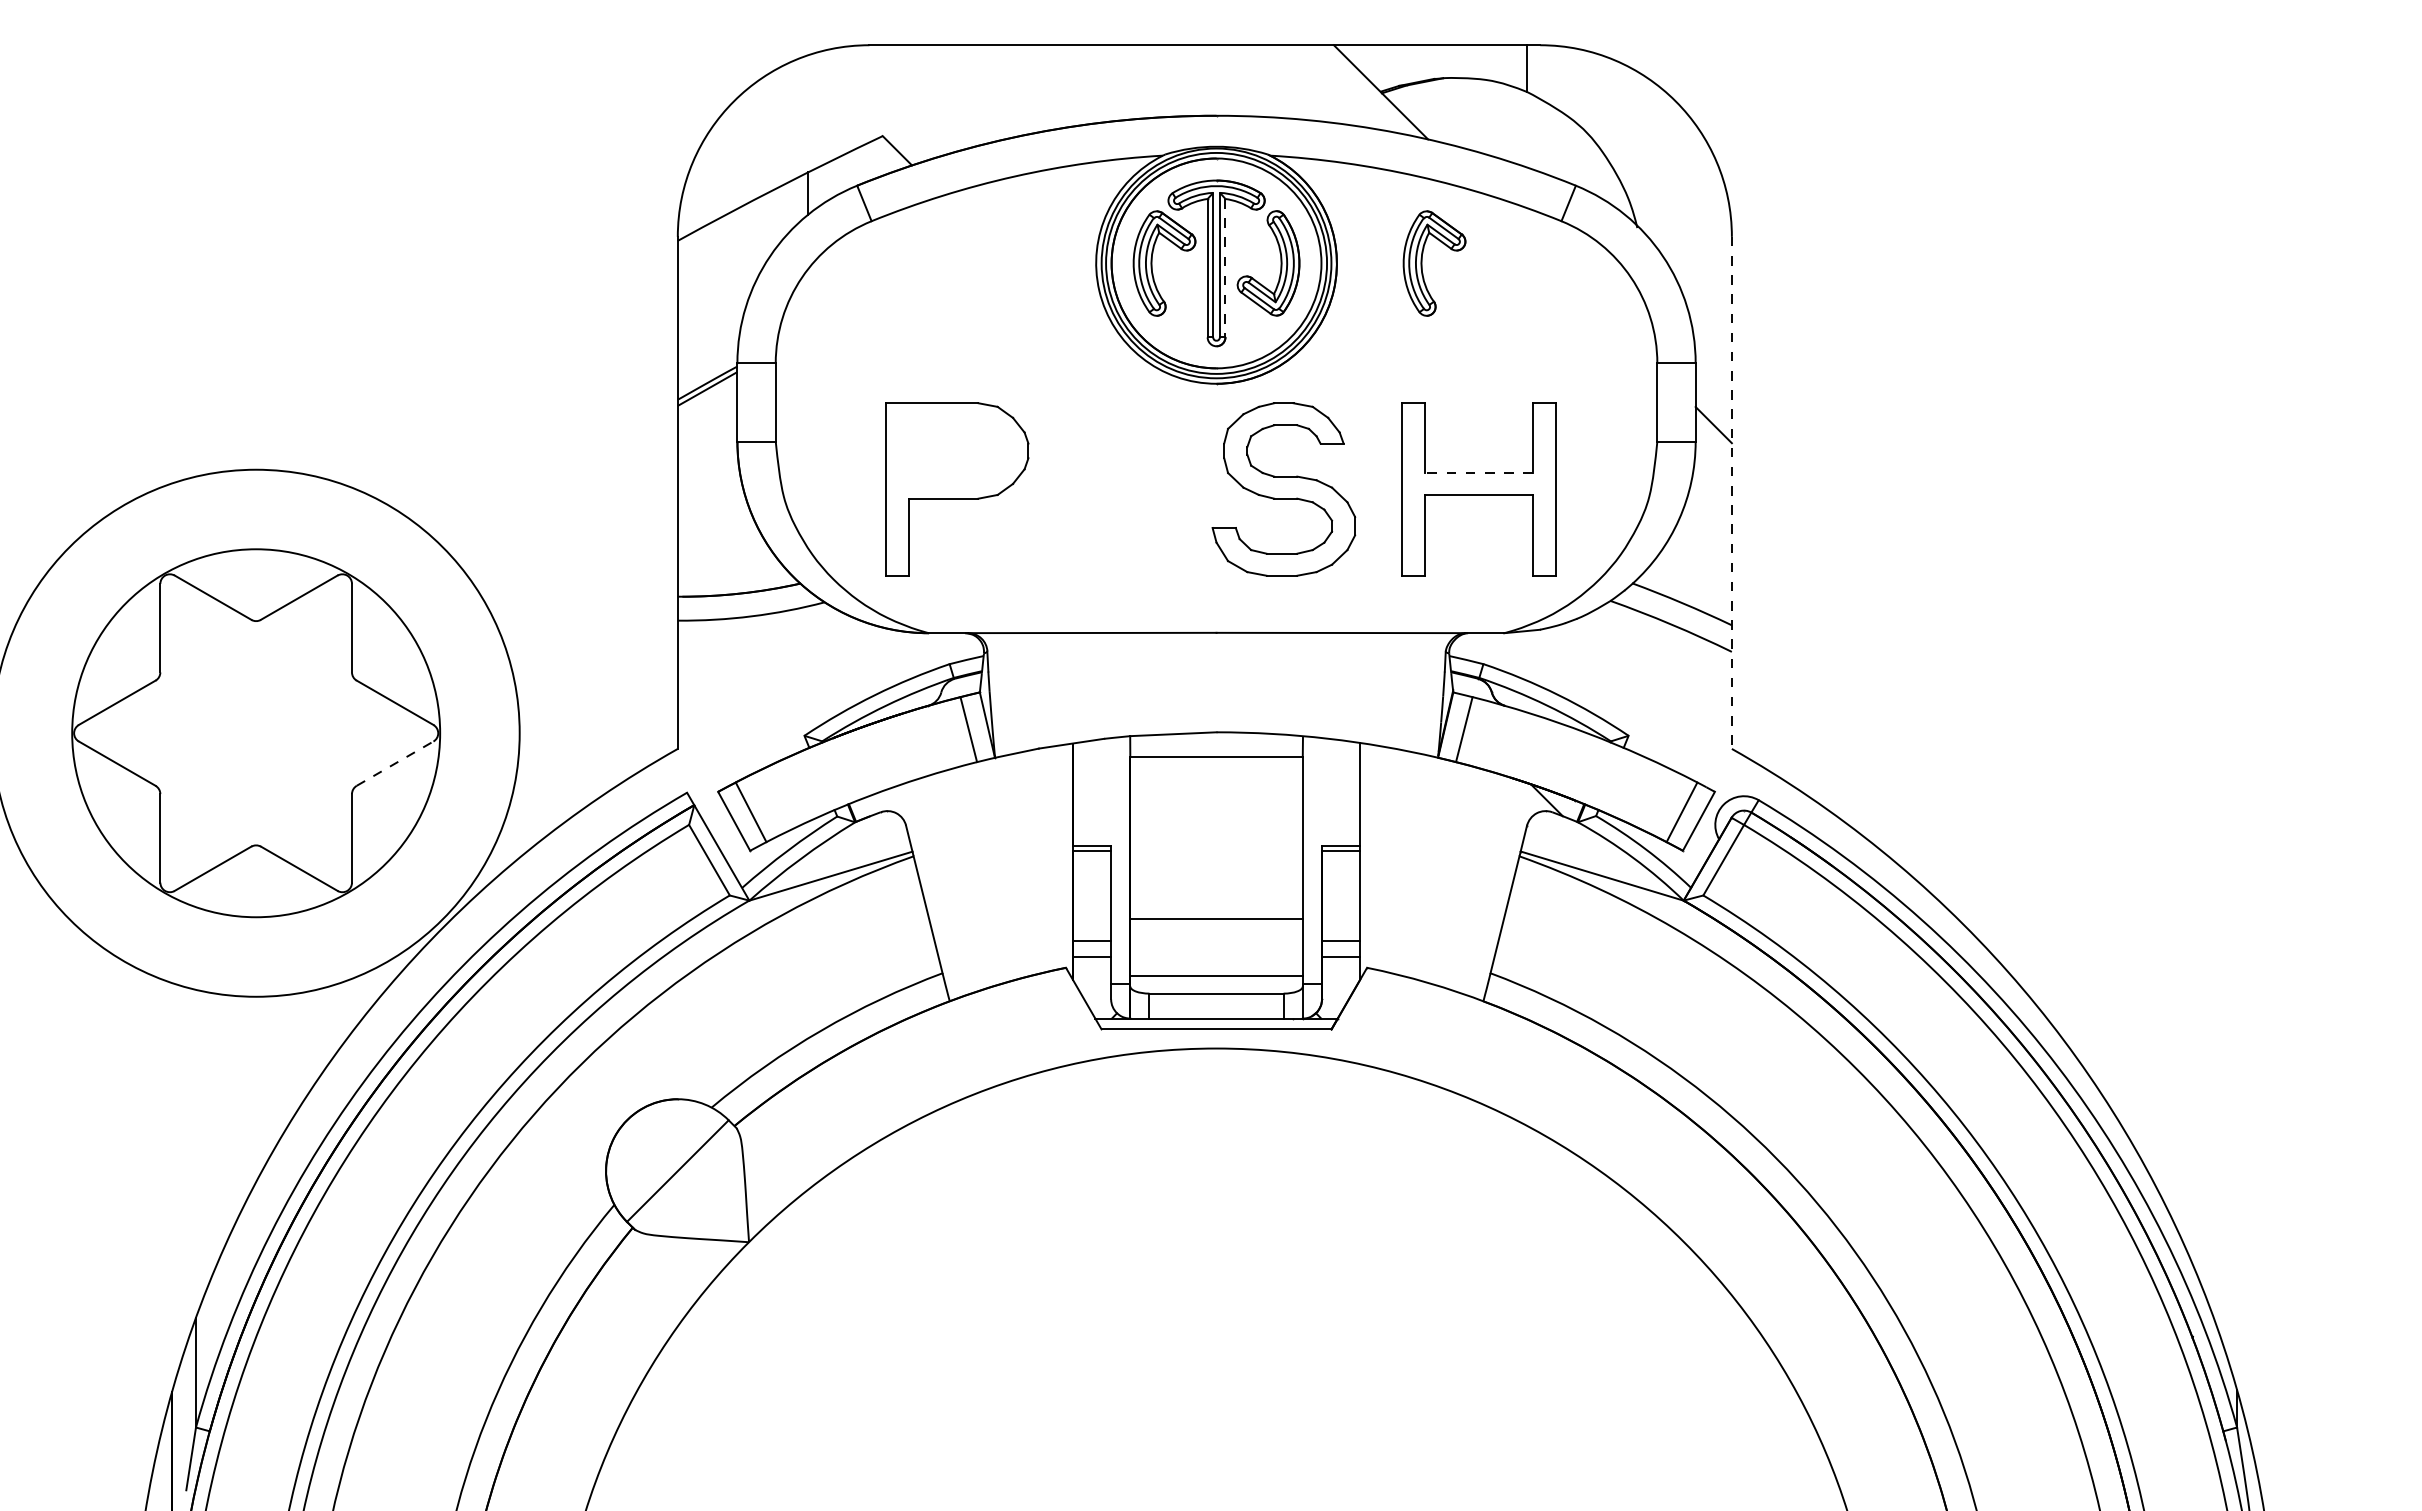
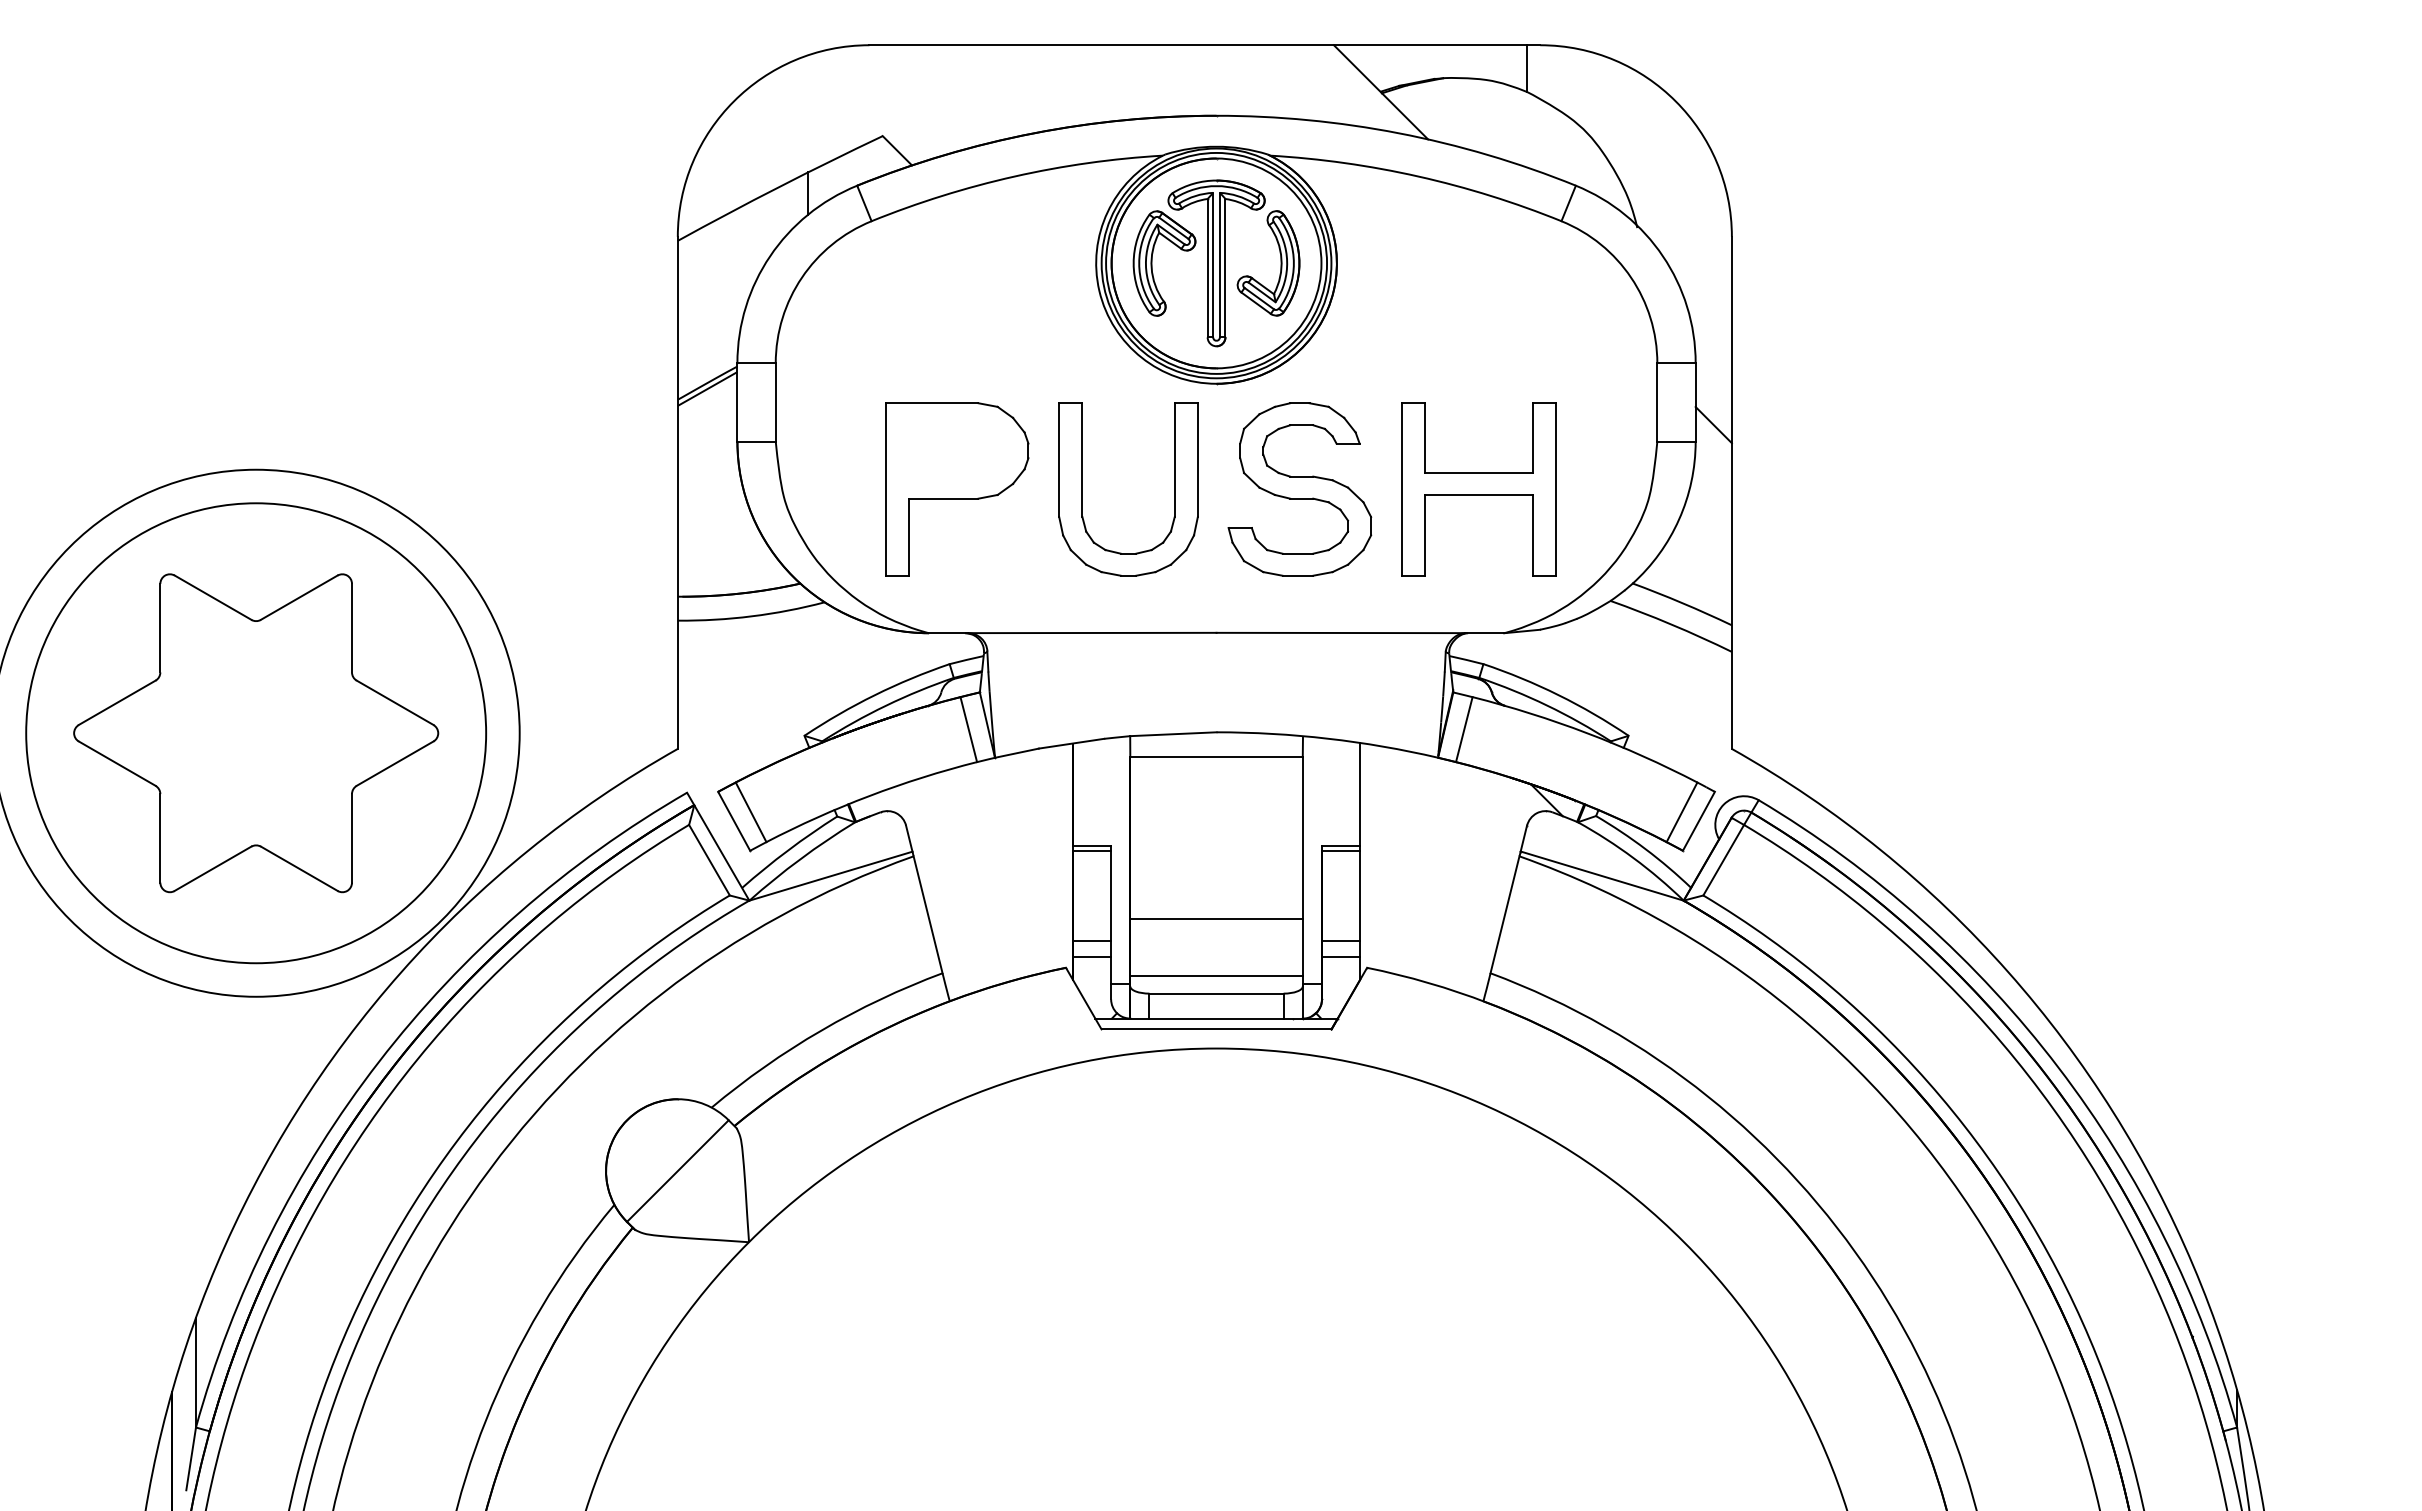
part: present -> none (1422, 263)
line: dashed -> solid (1225, 268)
line: dashed -> solid (1478, 473)
part: none -> present (1082, 489)
part position: (1283, 489) -> (1299, 489) (1299, 489)
line: dashed -> solid (1731, 492)
circle diameter: 368 px -> 460 px (256, 733)
line: dashed -> solid (395, 763)
